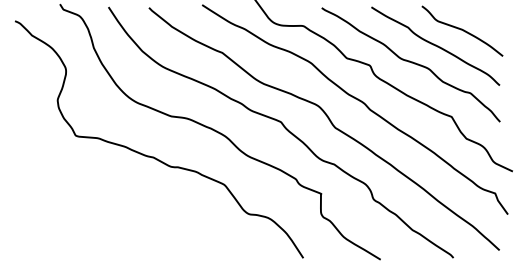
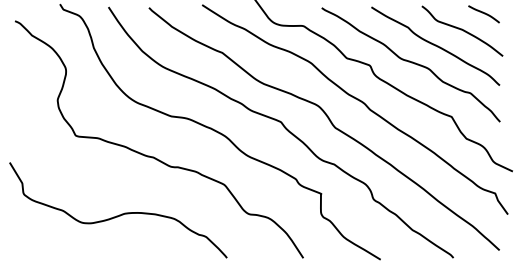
curve: none -> present (483, 13)
curve: none -> present (119, 214)
